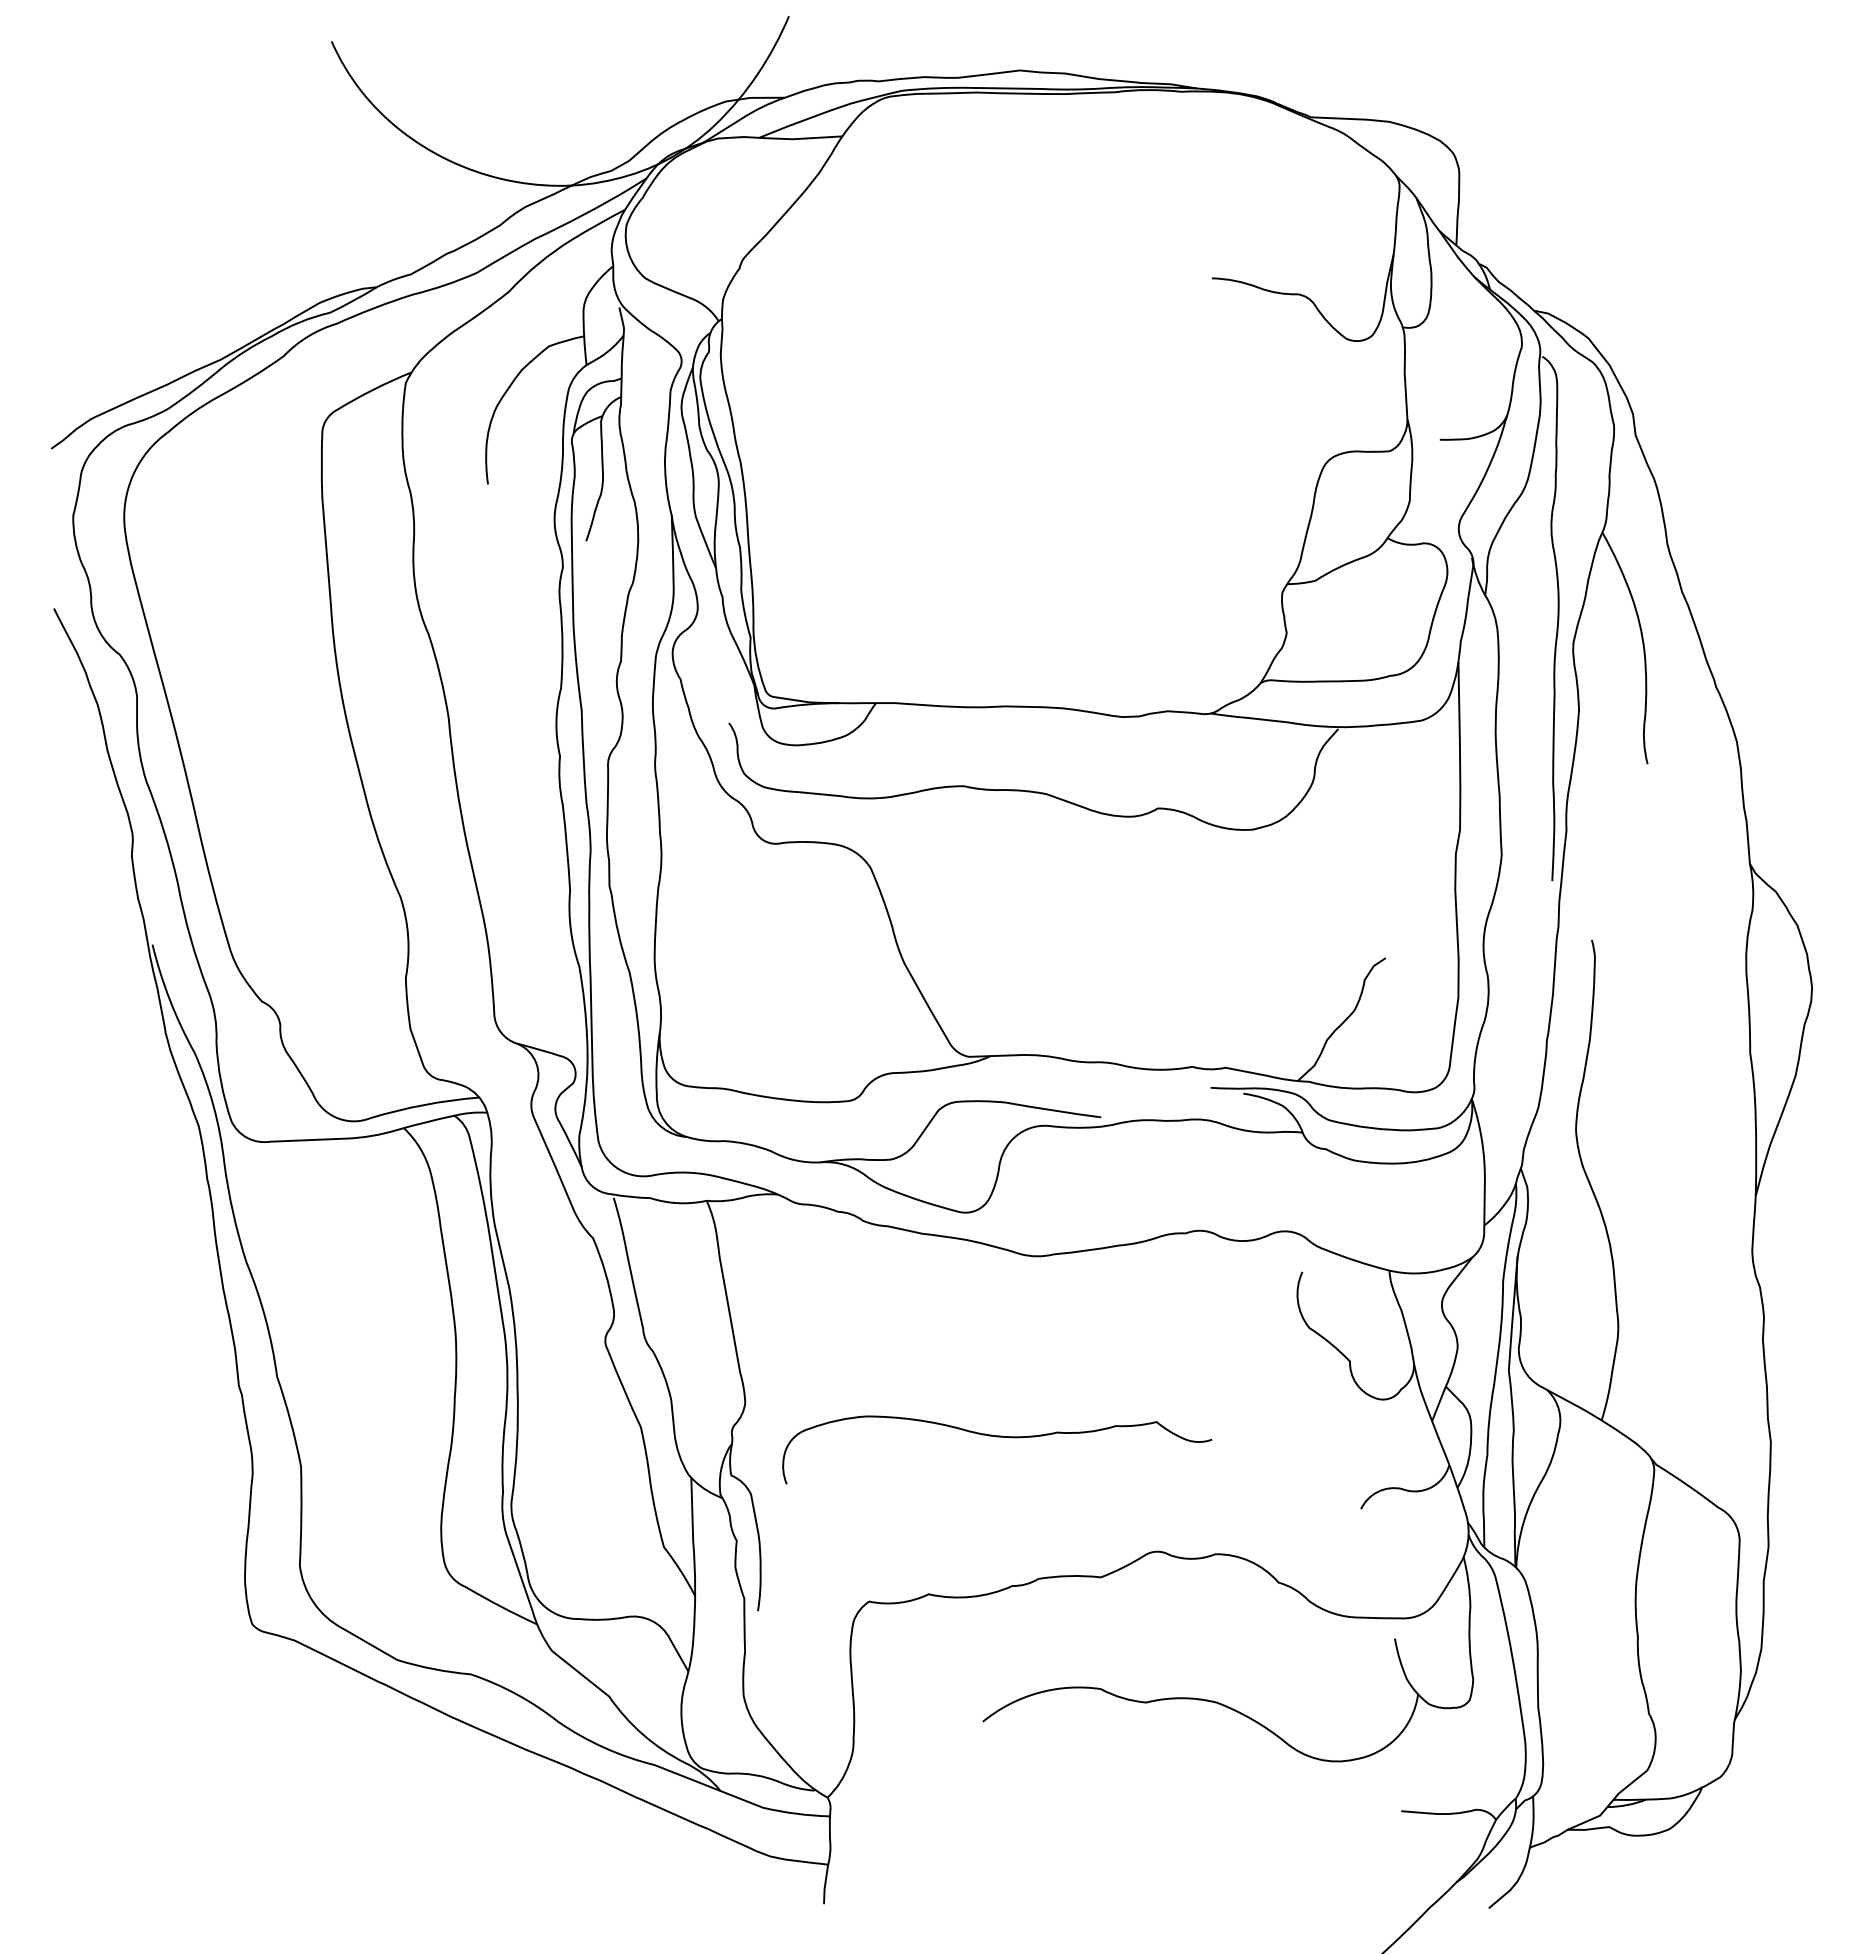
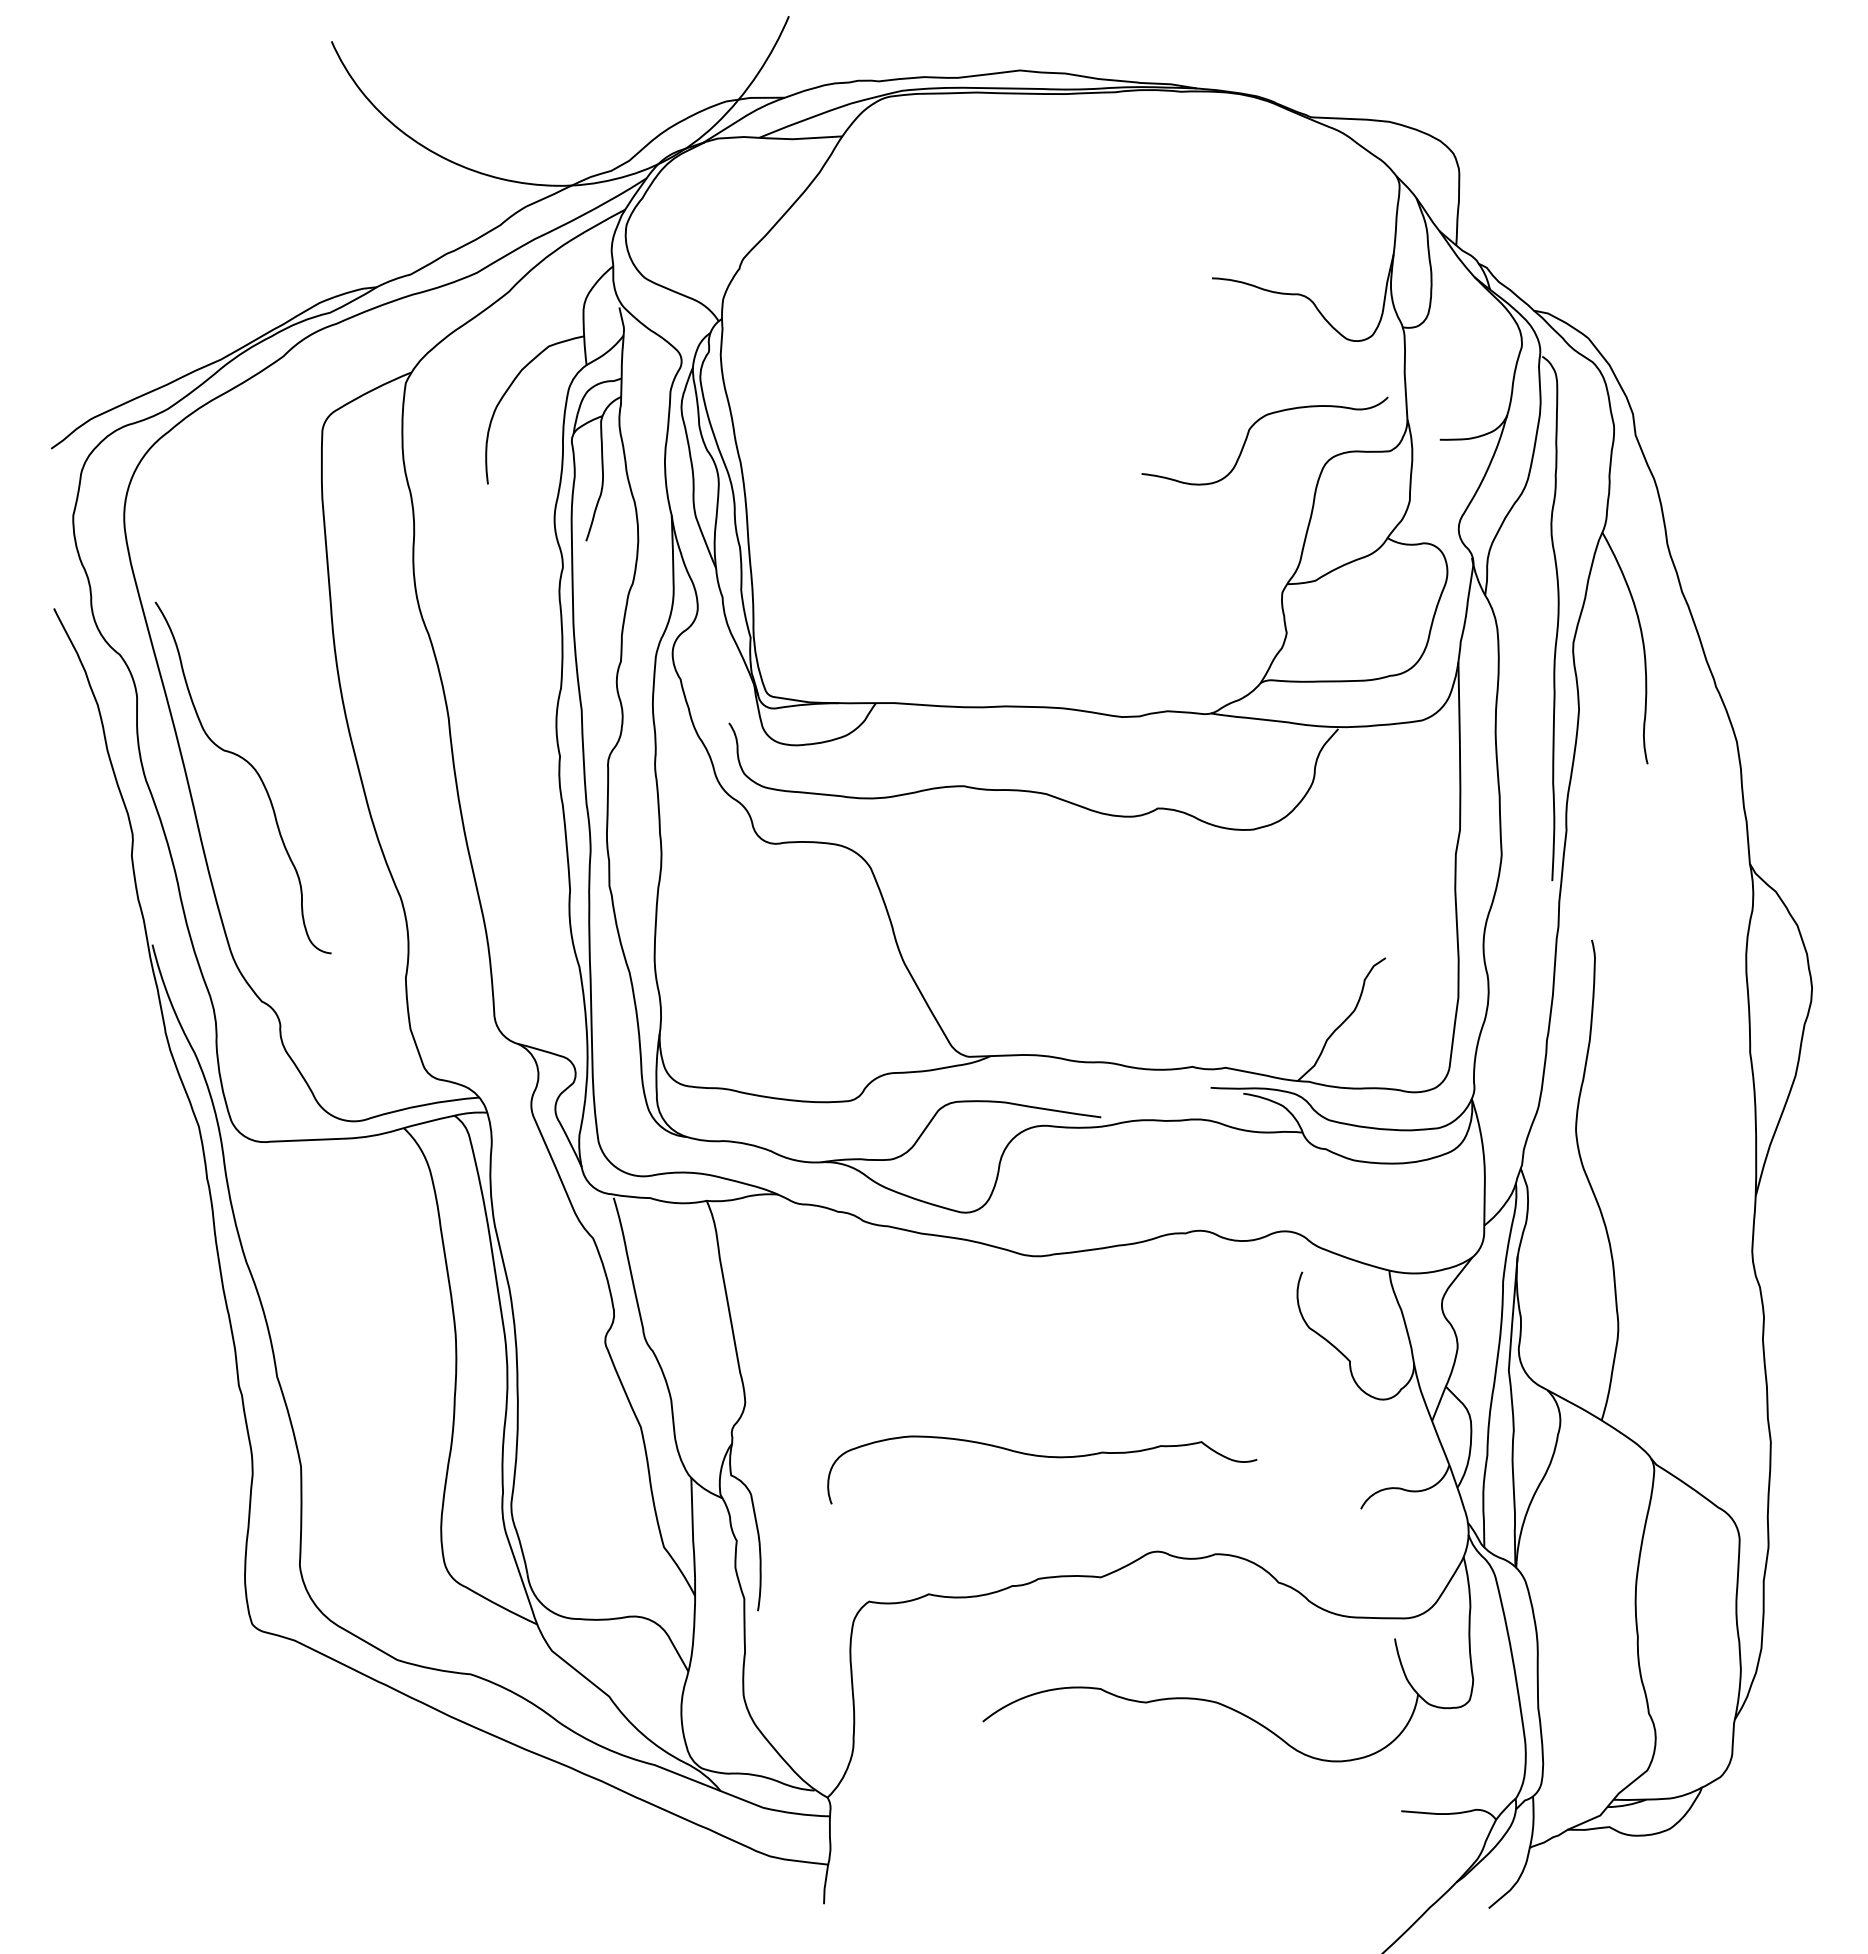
curve: none -> present (1248, 436)
curve: none -> present (251, 767)
curve position: (997, 1437) -> (1042, 1457) (1042, 1457)
